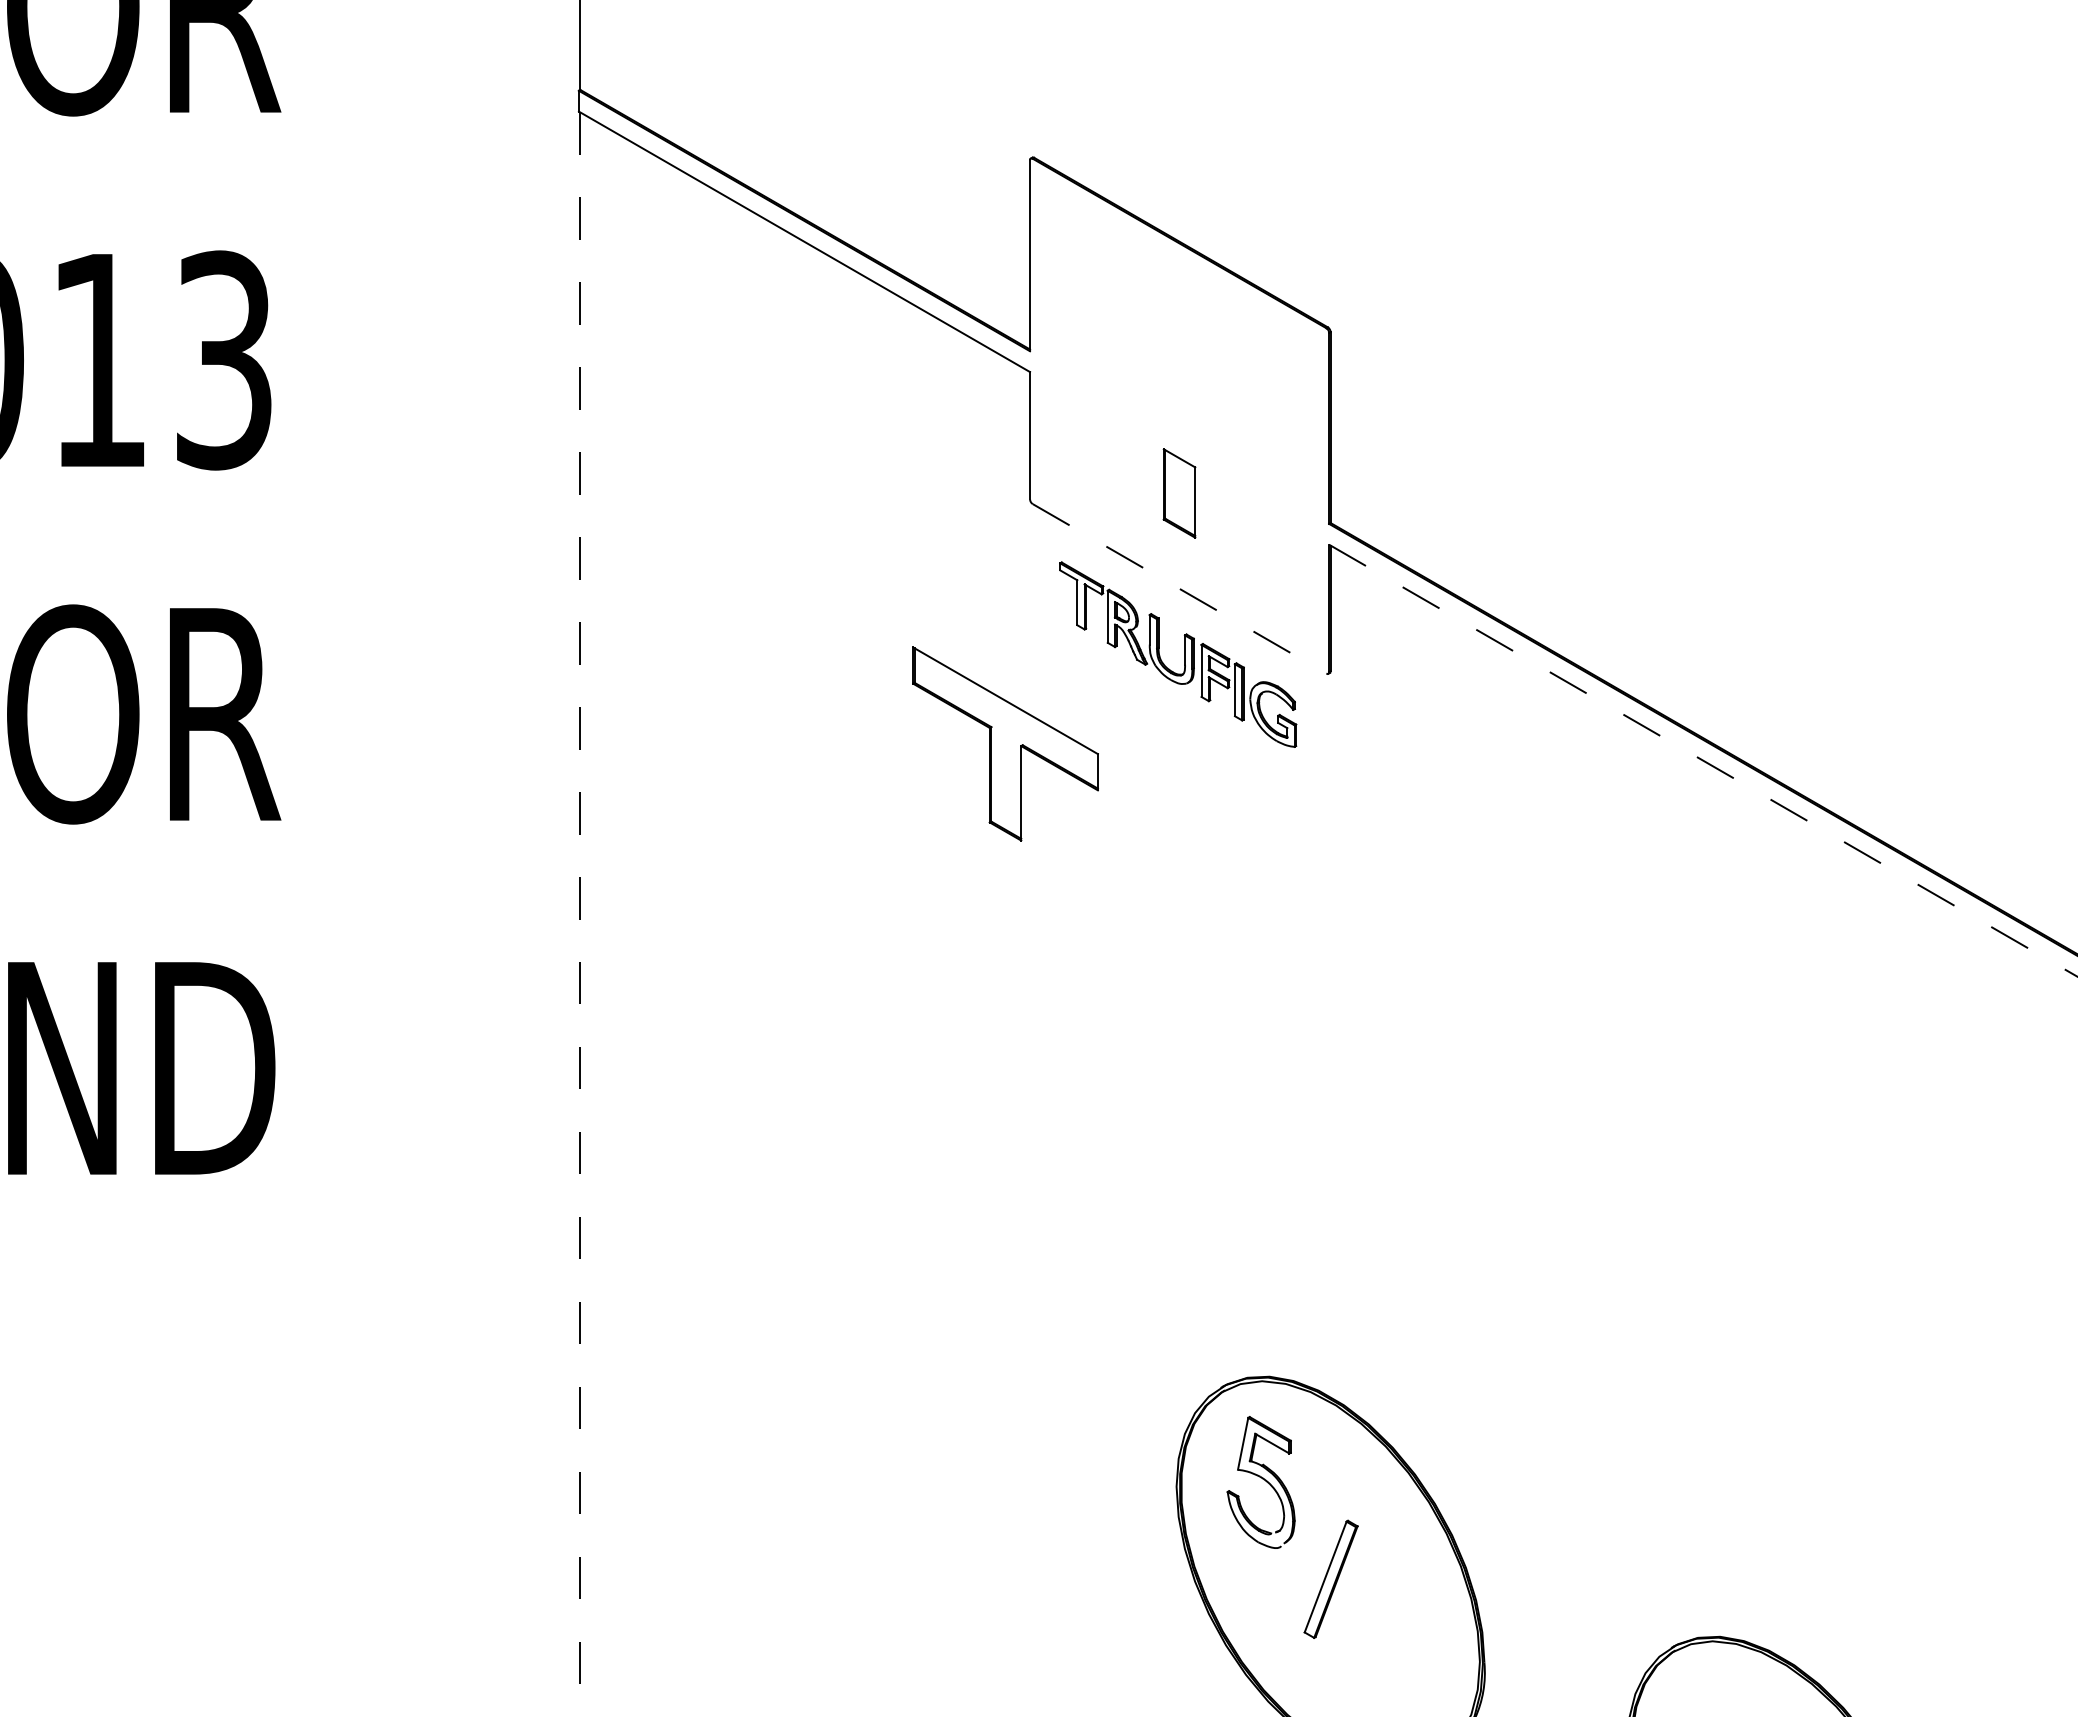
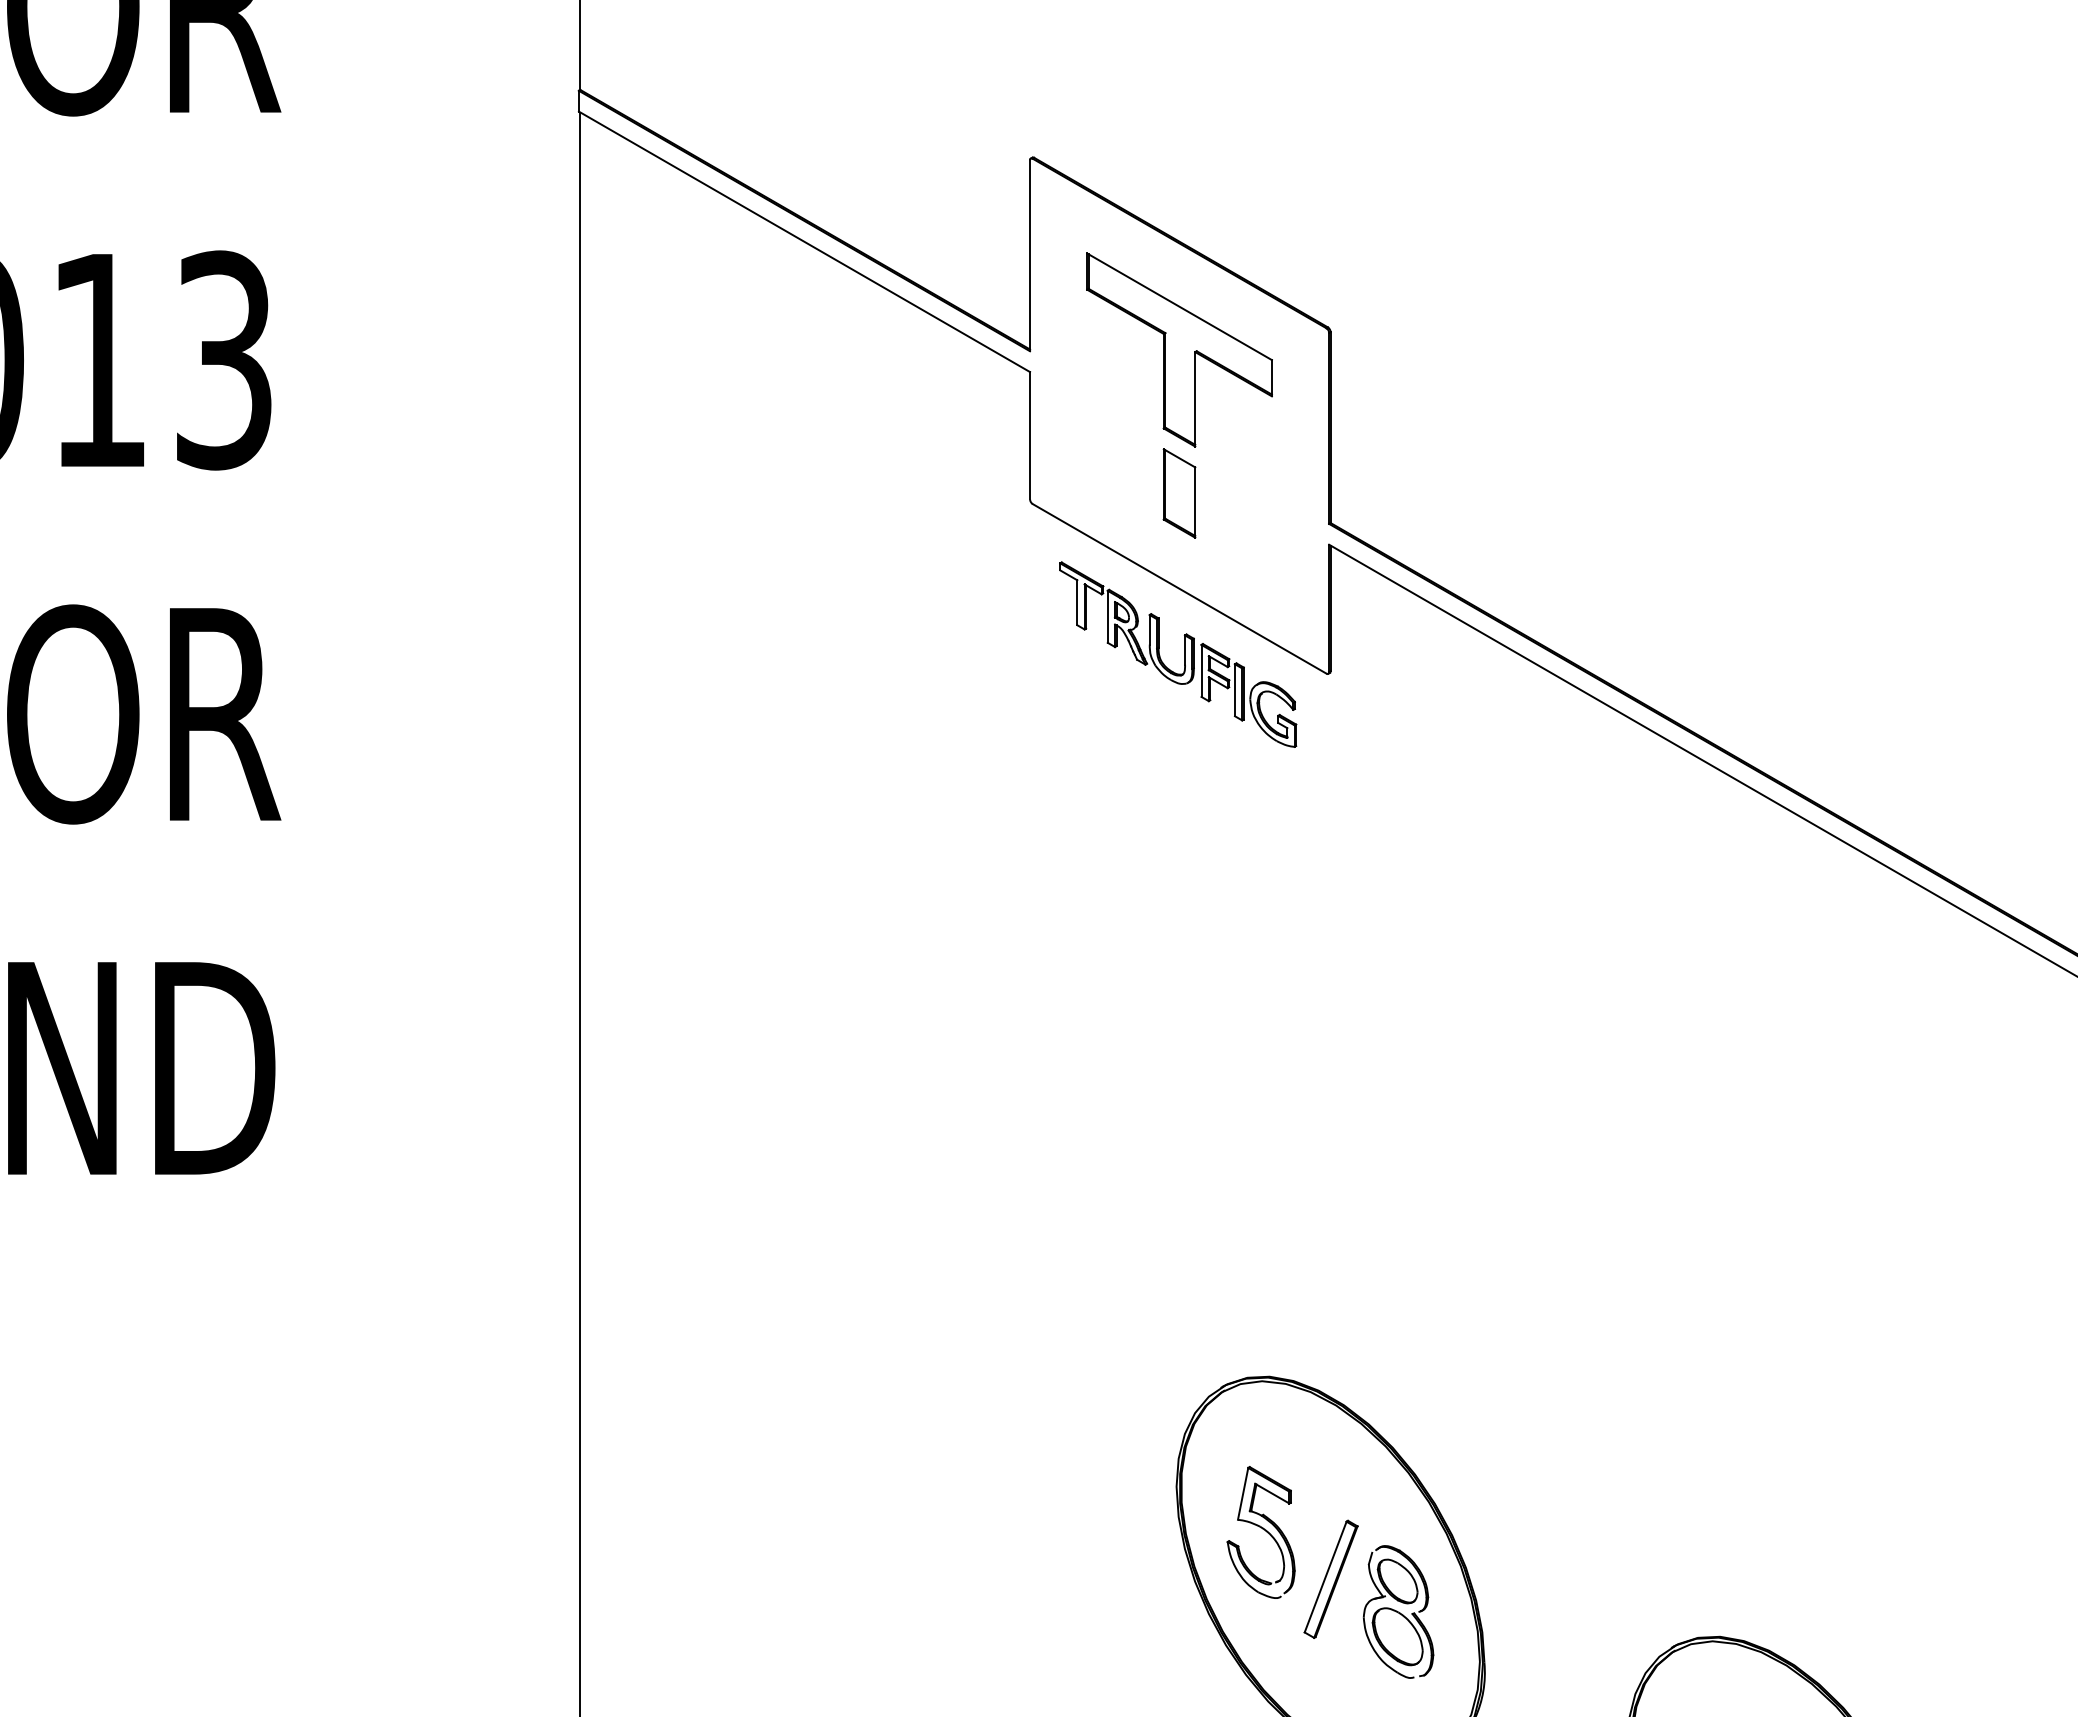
line: dashed -> solid (1180, 589)
part position: (1005, 743) -> (1179, 349) (1179, 349)
line: dashed -> solid (1703, 760)
line: dashed -> solid (580, 914)
part position: (1260, 1482) -> (1260, 1532) (1260, 1532)
part: none -> present (1398, 1611)
